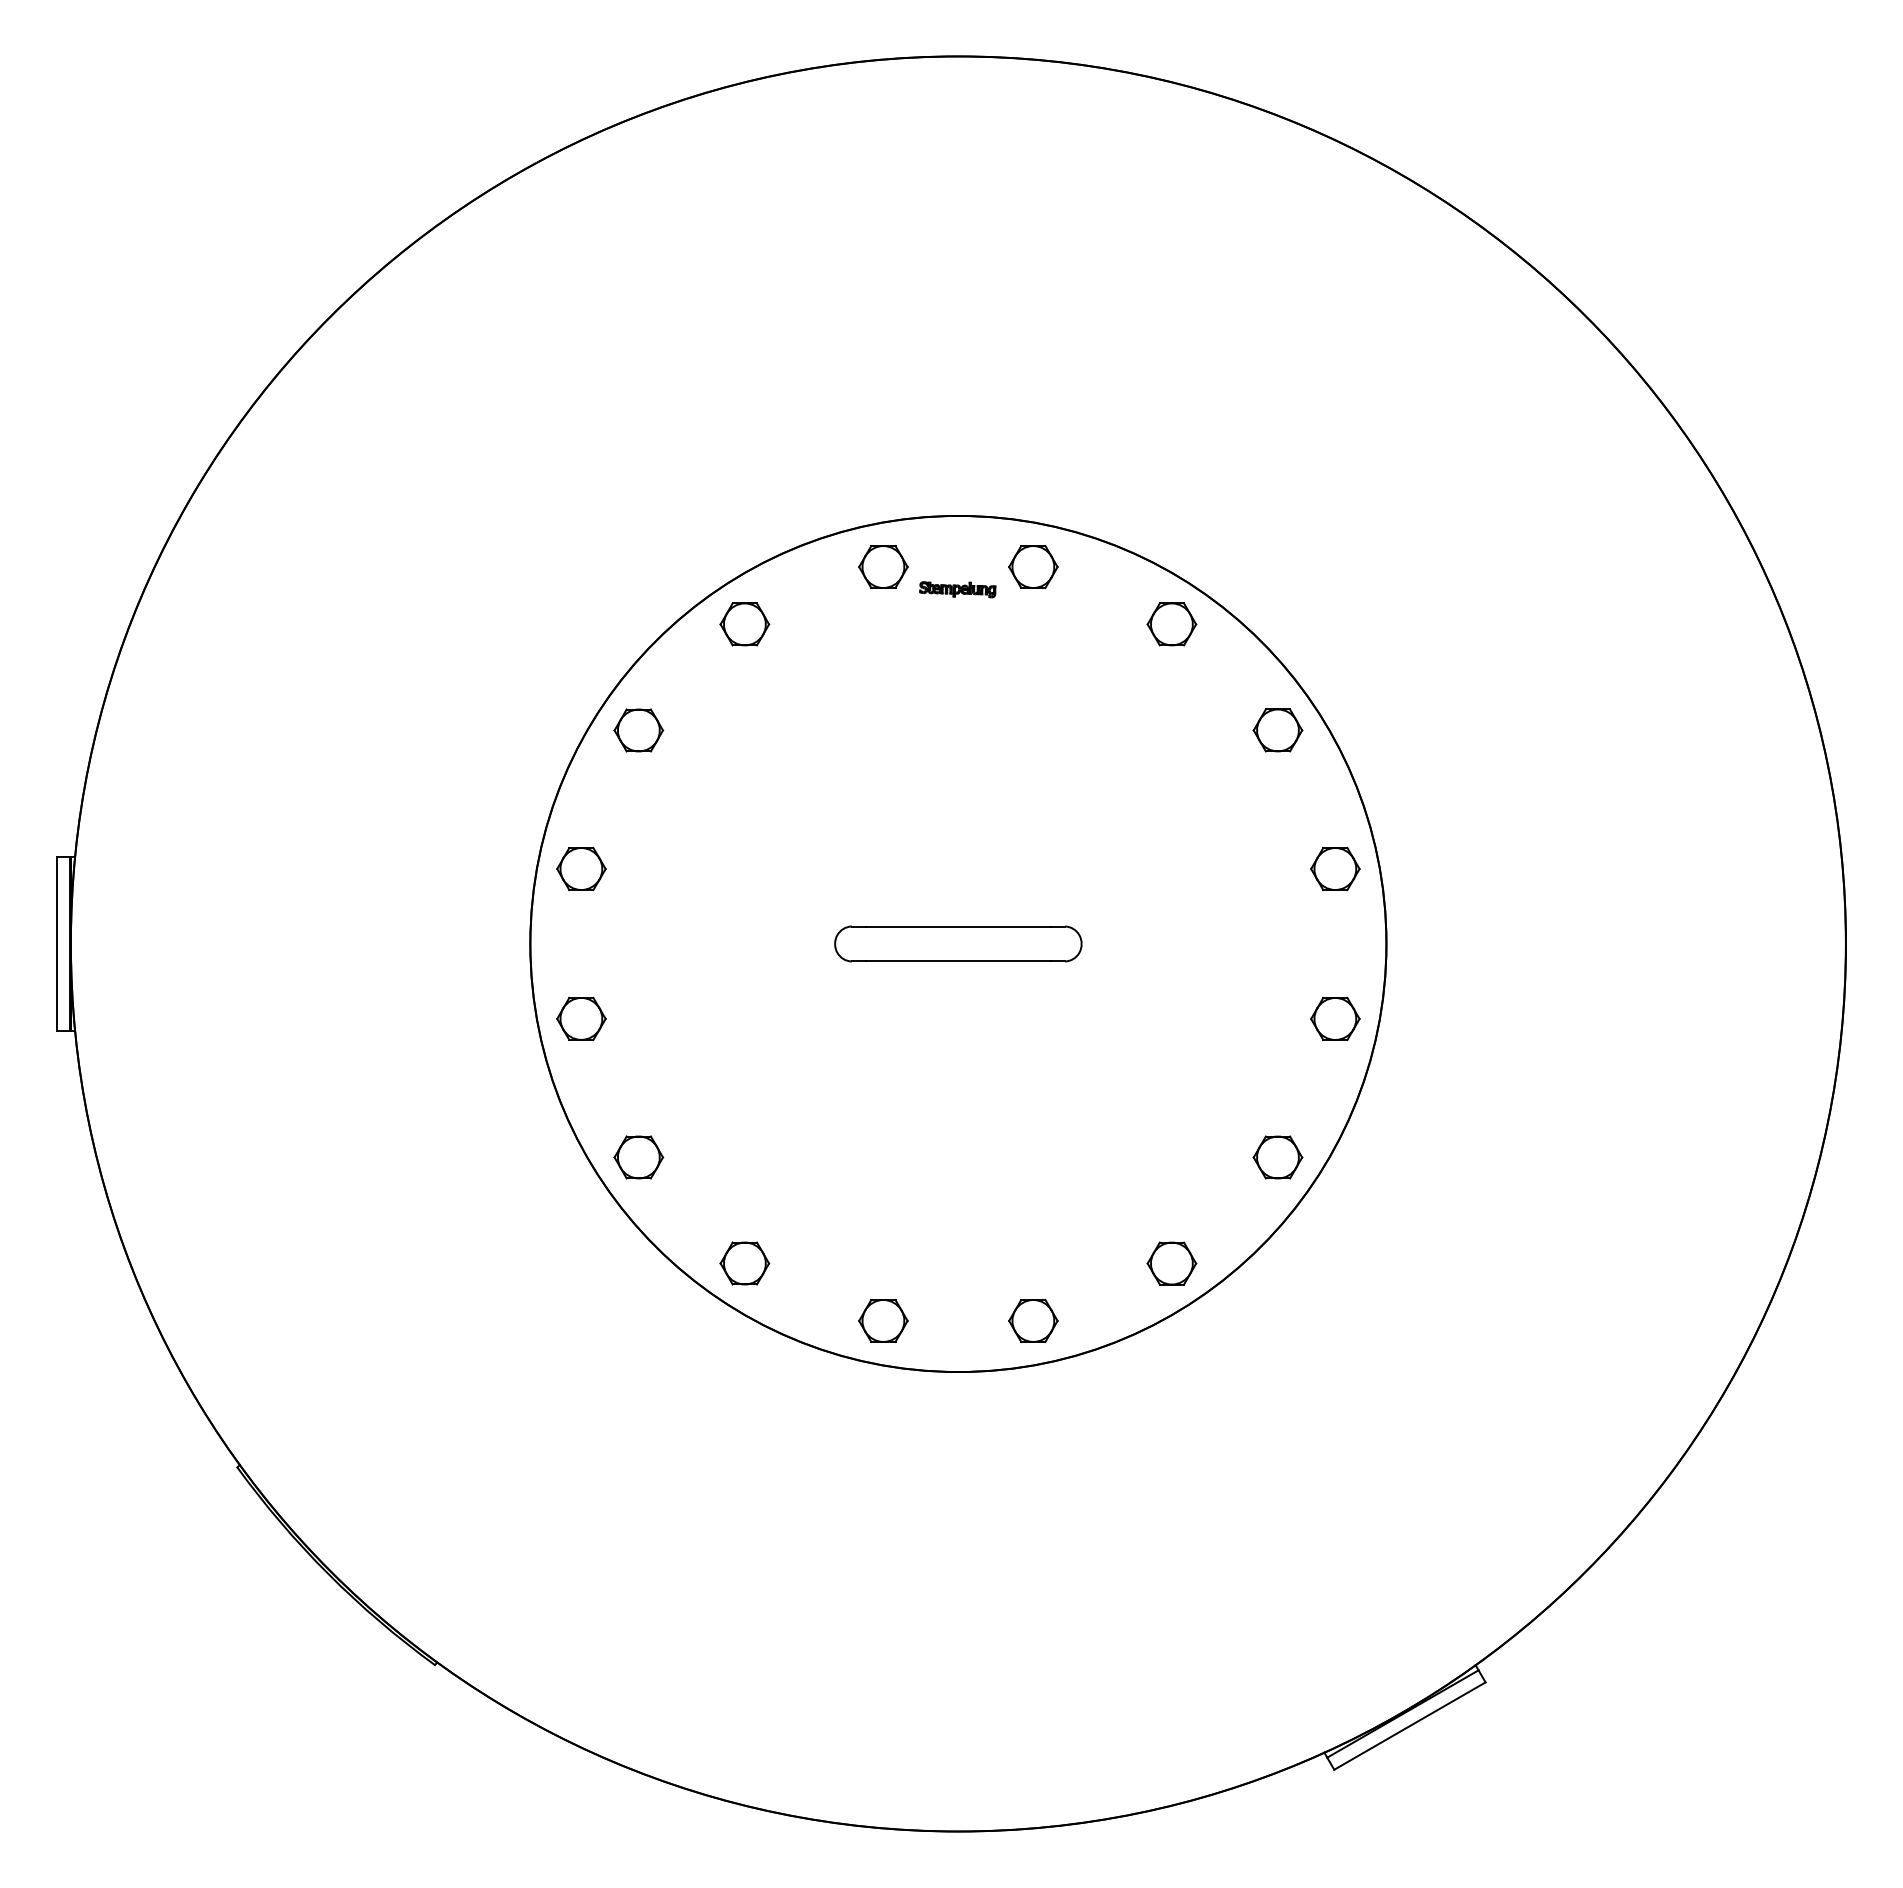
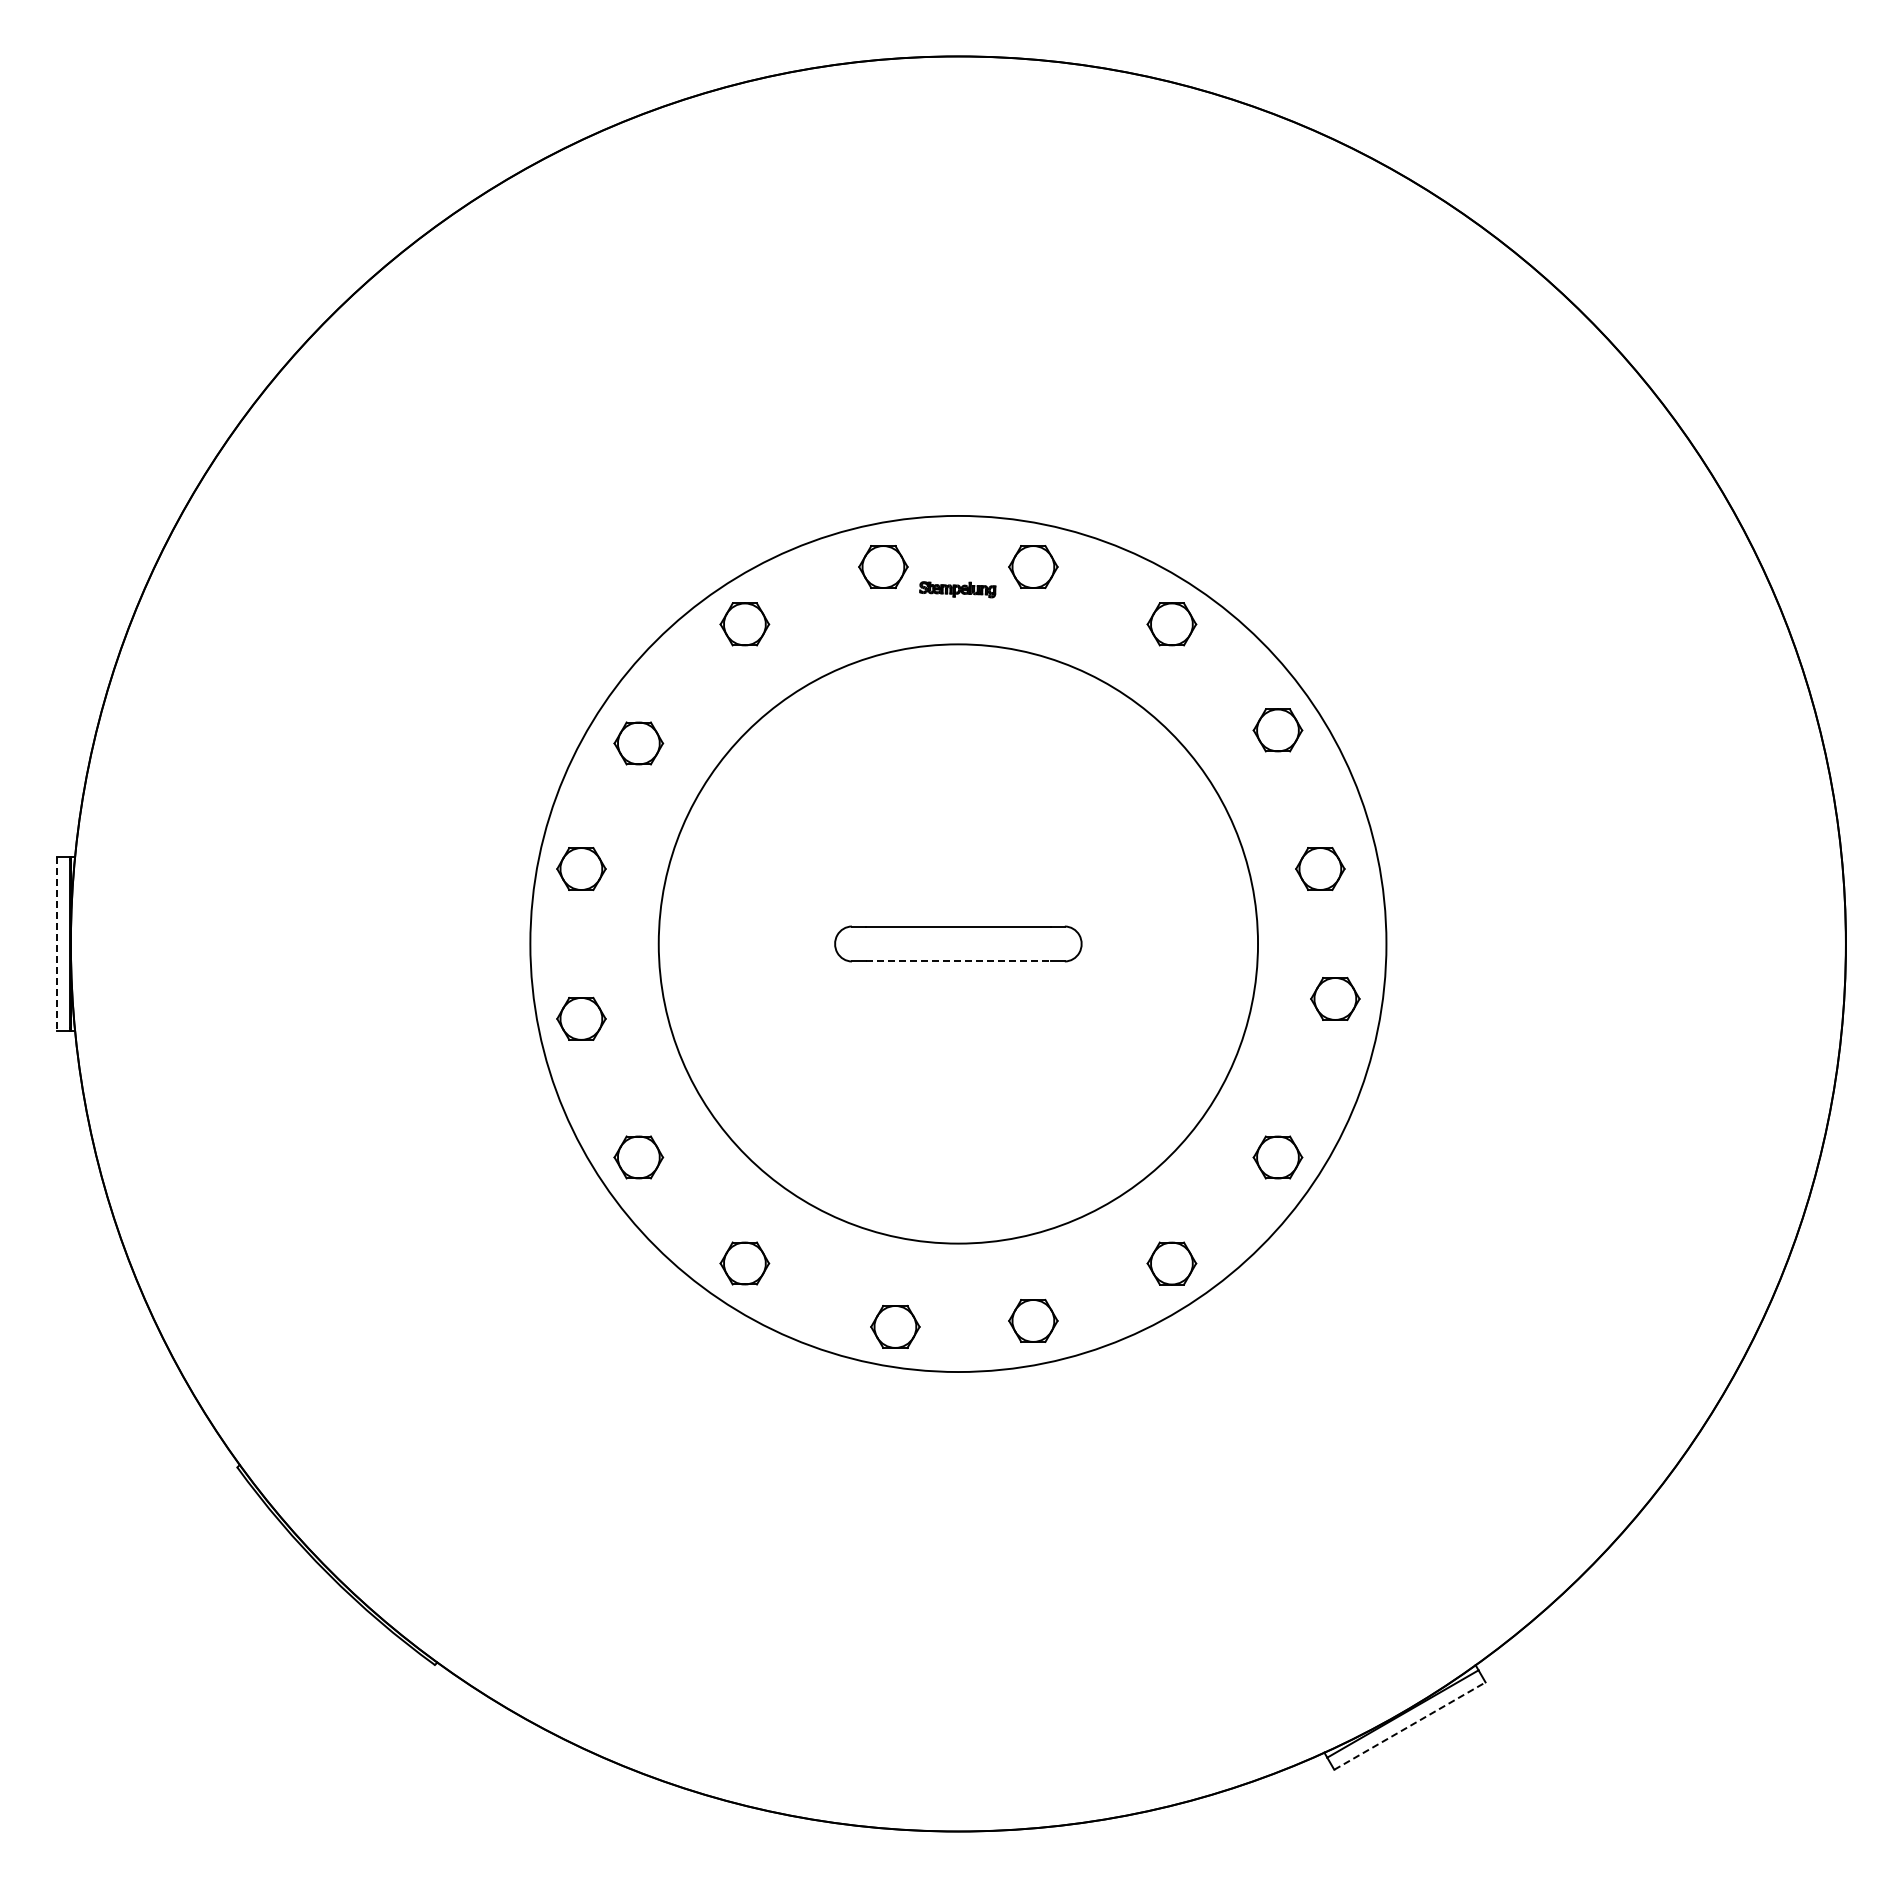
part position: (638, 730) -> (638, 743) (638, 743)
part position: (1335, 868) -> (1320, 868) (1320, 868)
circle diameter: 856 px -> 599 px (958, 943)
line: solid -> dashed (57, 944)
line: solid -> dashed (958, 961)
part position: (1335, 1018) -> (1335, 998) (1335, 998)
part position: (883, 1320) -> (895, 1326) (895, 1326)
line: solid -> dashed (1410, 1725)
